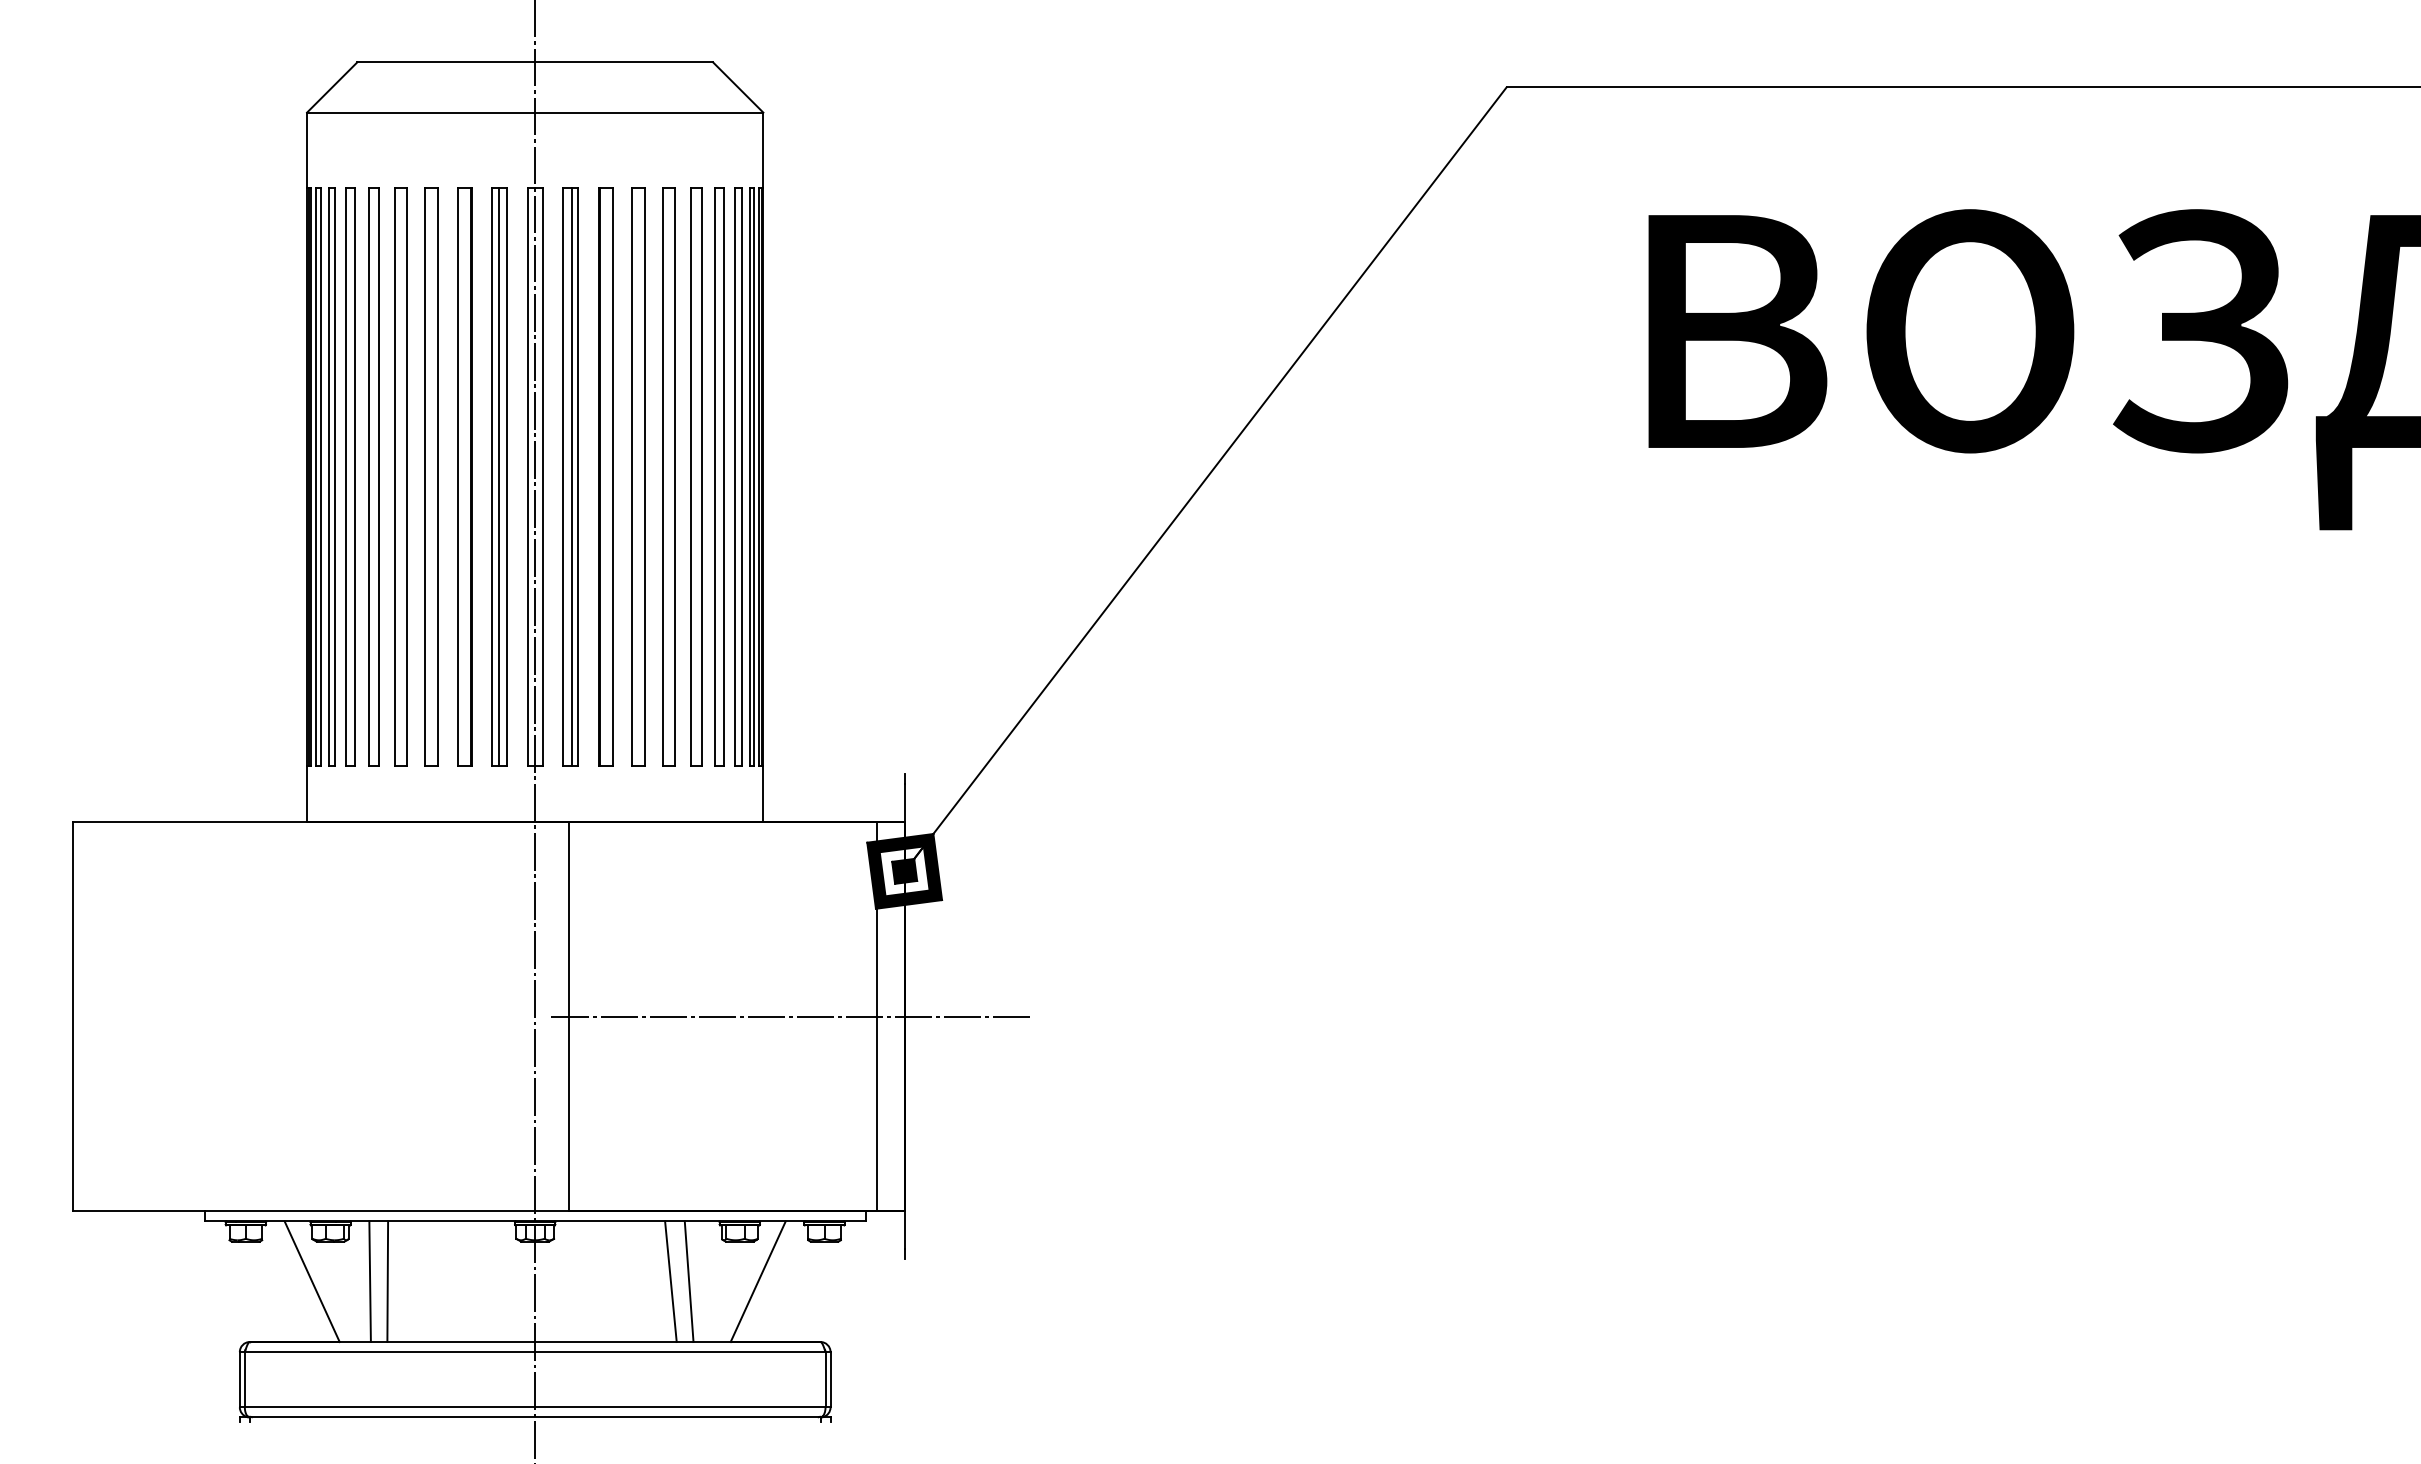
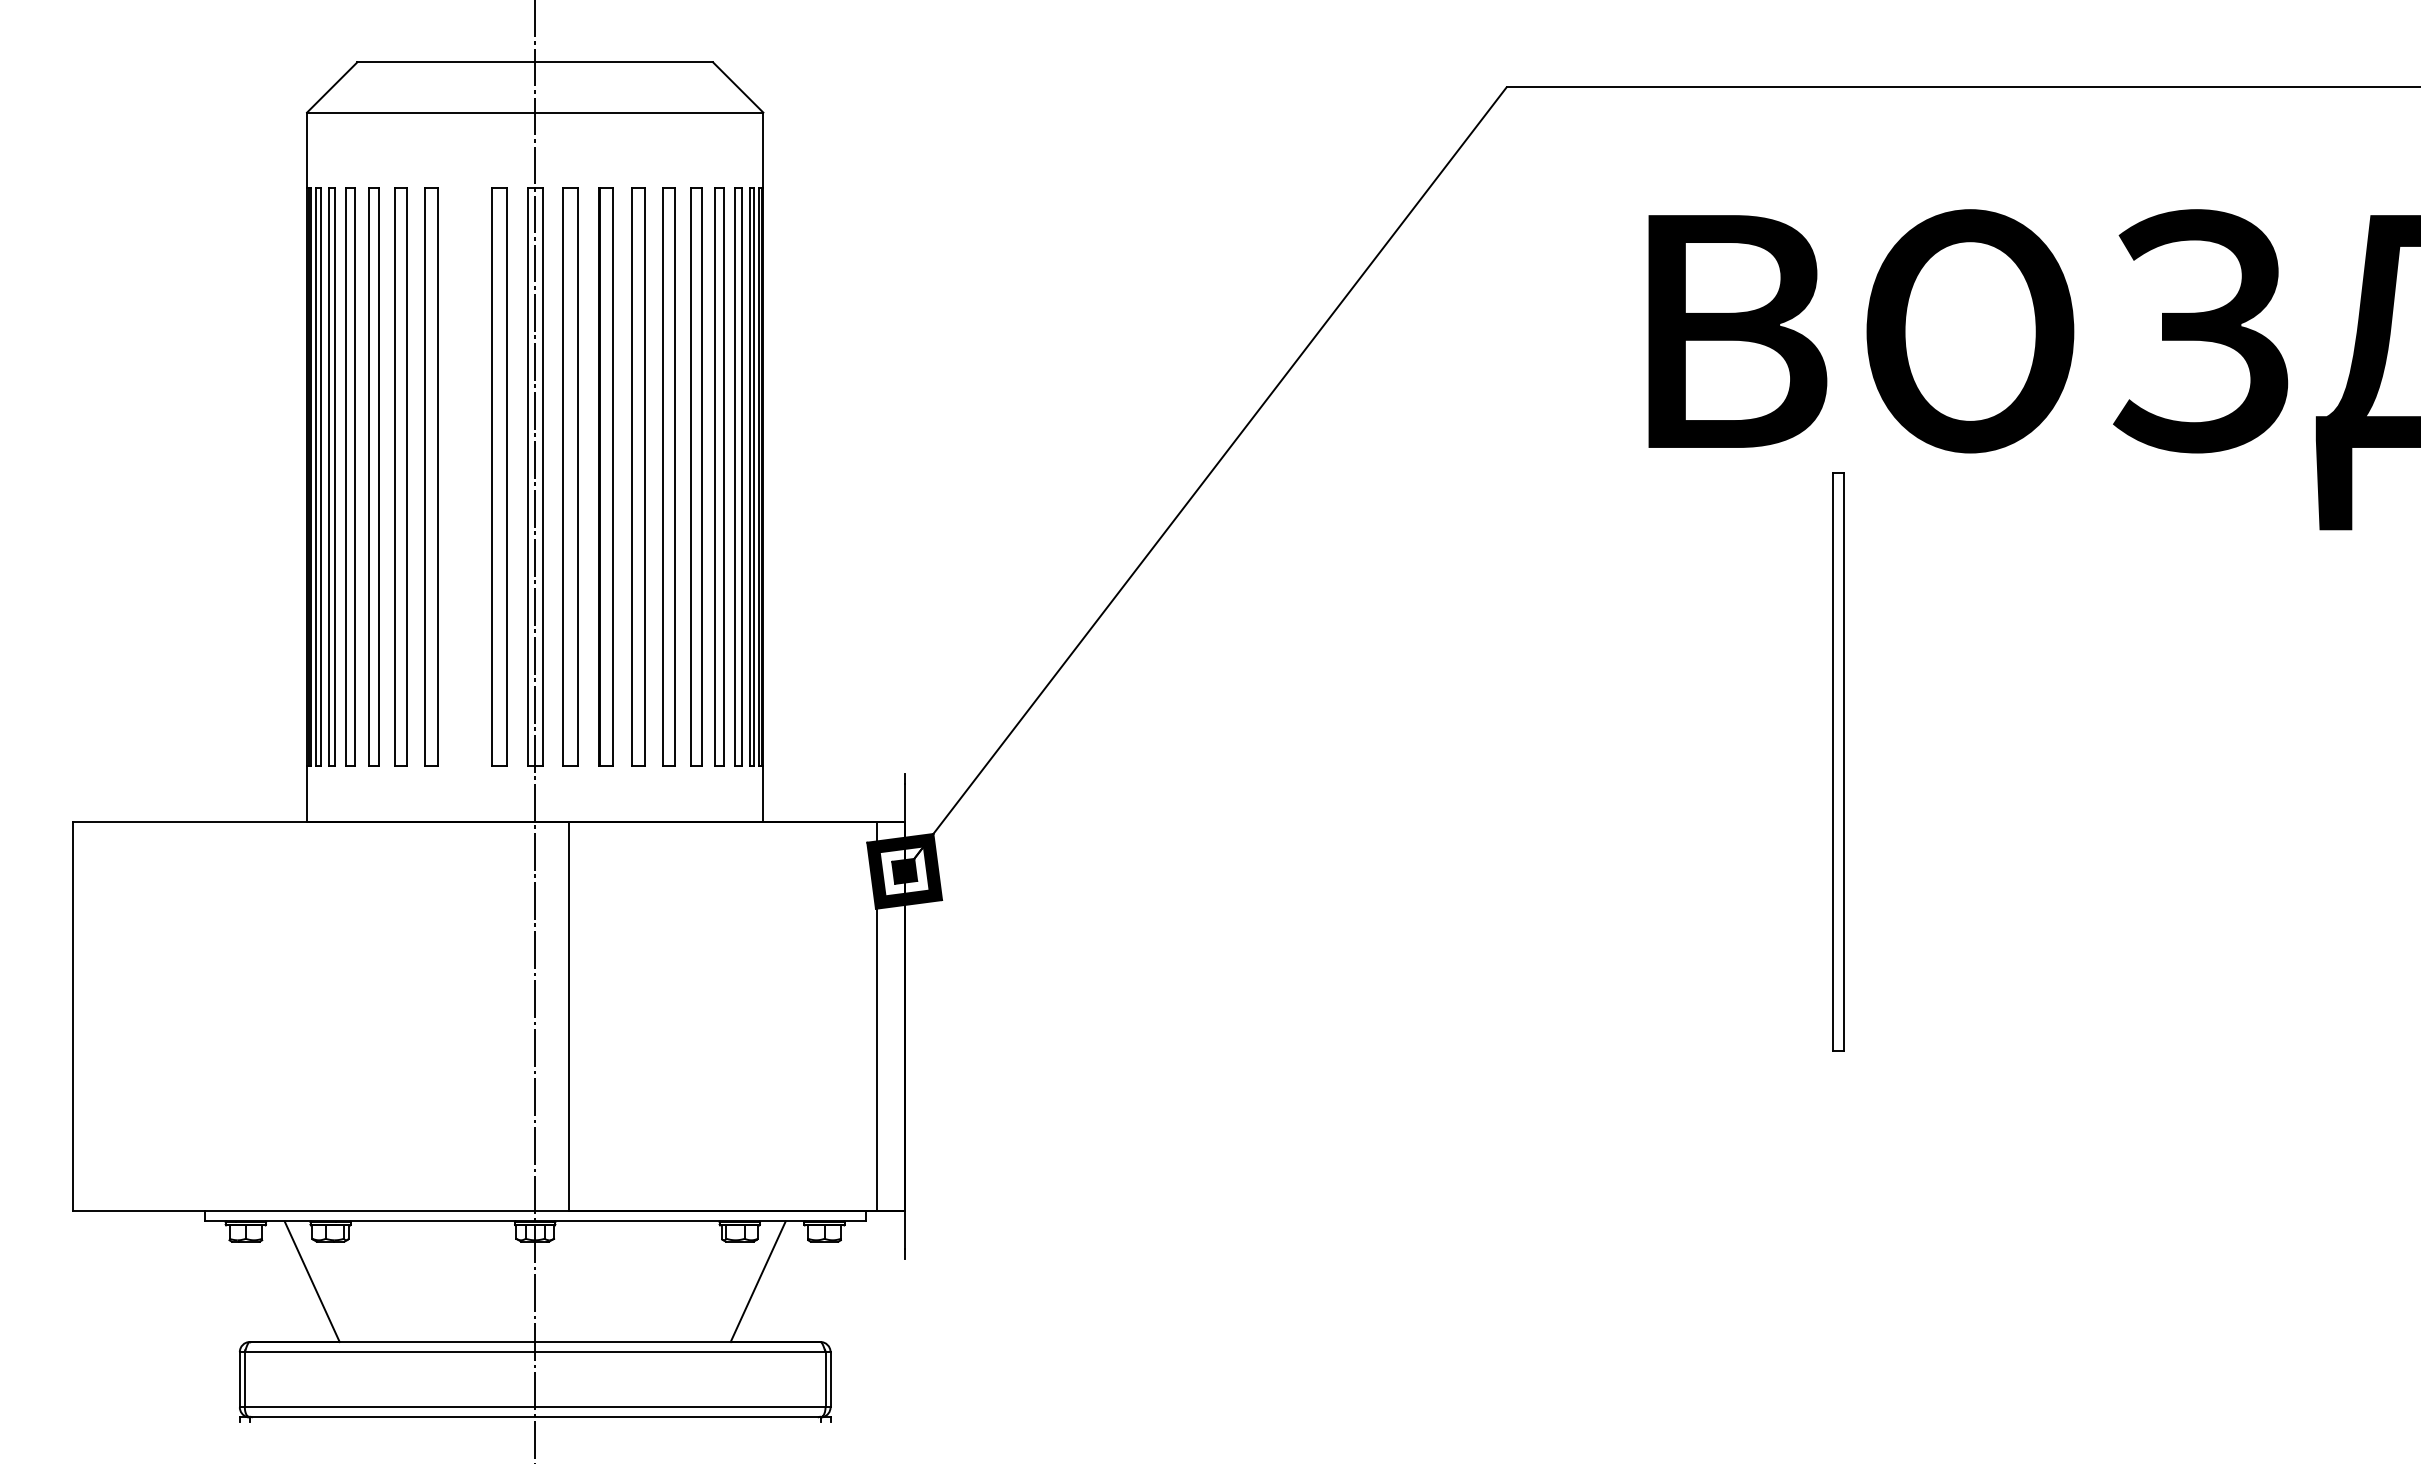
part: present -> none (464, 476)
line: present -> none (498, 477)
line: present -> none (571, 477)
part: none -> present (1838, 761)
line: present -> none (789, 1016)
line: present -> none (369, 1281)
line: present -> none (387, 1281)
line: present -> none (670, 1281)
line: present -> none (688, 1281)
